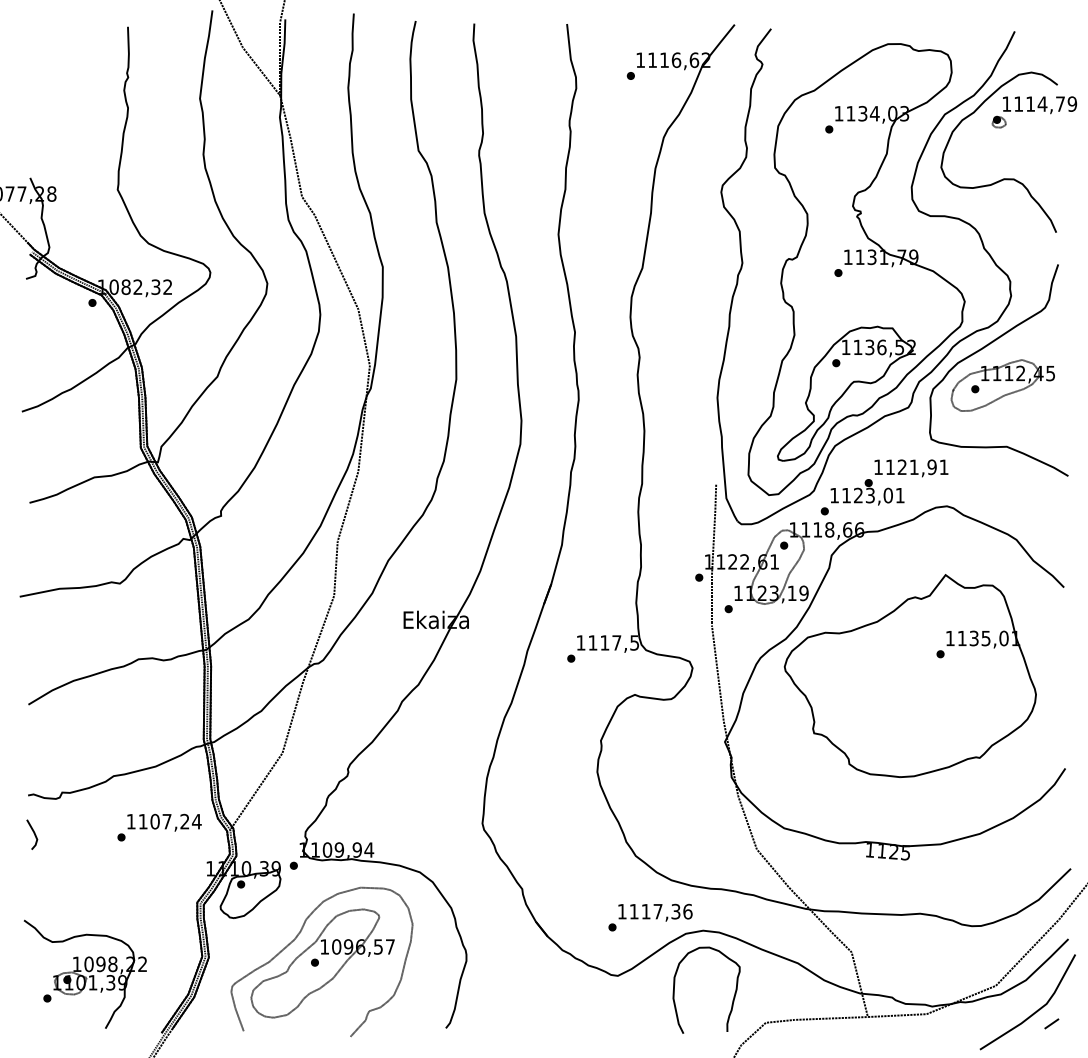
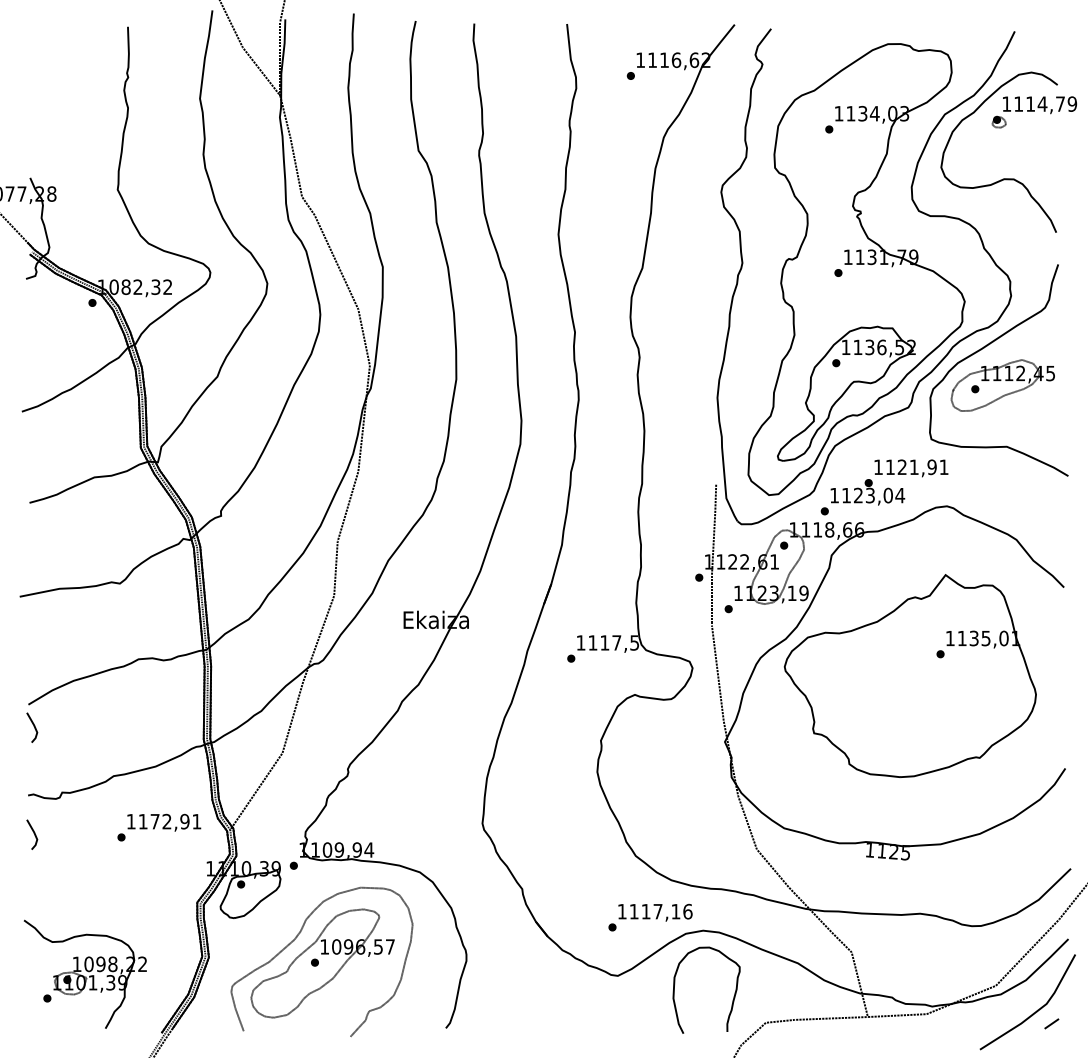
text: 1123,01 -> 1123,04 (900, 495)
line: none -> present (33, 726)
text: 1107,24 -> 1172,91 (175, 821)
text: 1117,36 -> 1117,16 (675, 911)
